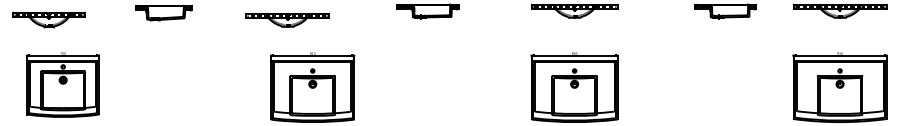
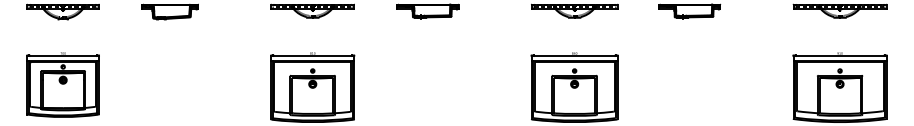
part position: (725, 11) -> (689, 11) (689, 11)
part position: (163, 12) -> (169, 11) (169, 11)
part position: (48, 19) -> (62, 11) (62, 11)
part position: (287, 19) -> (312, 10) (312, 10)
